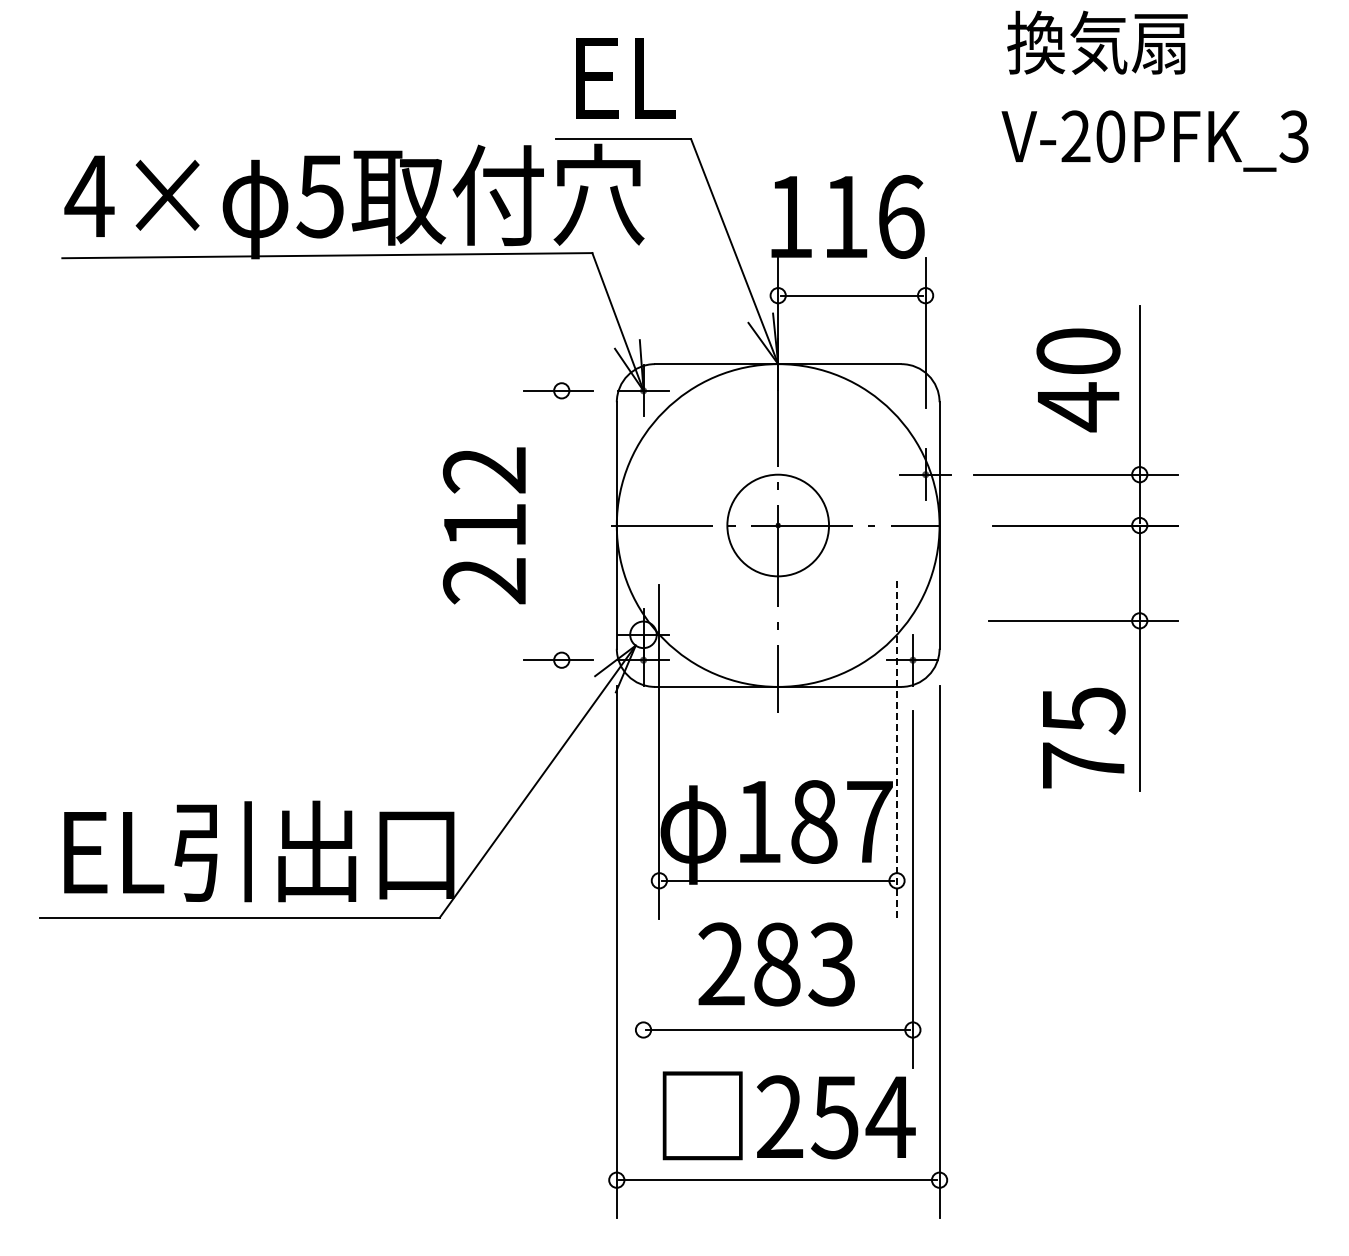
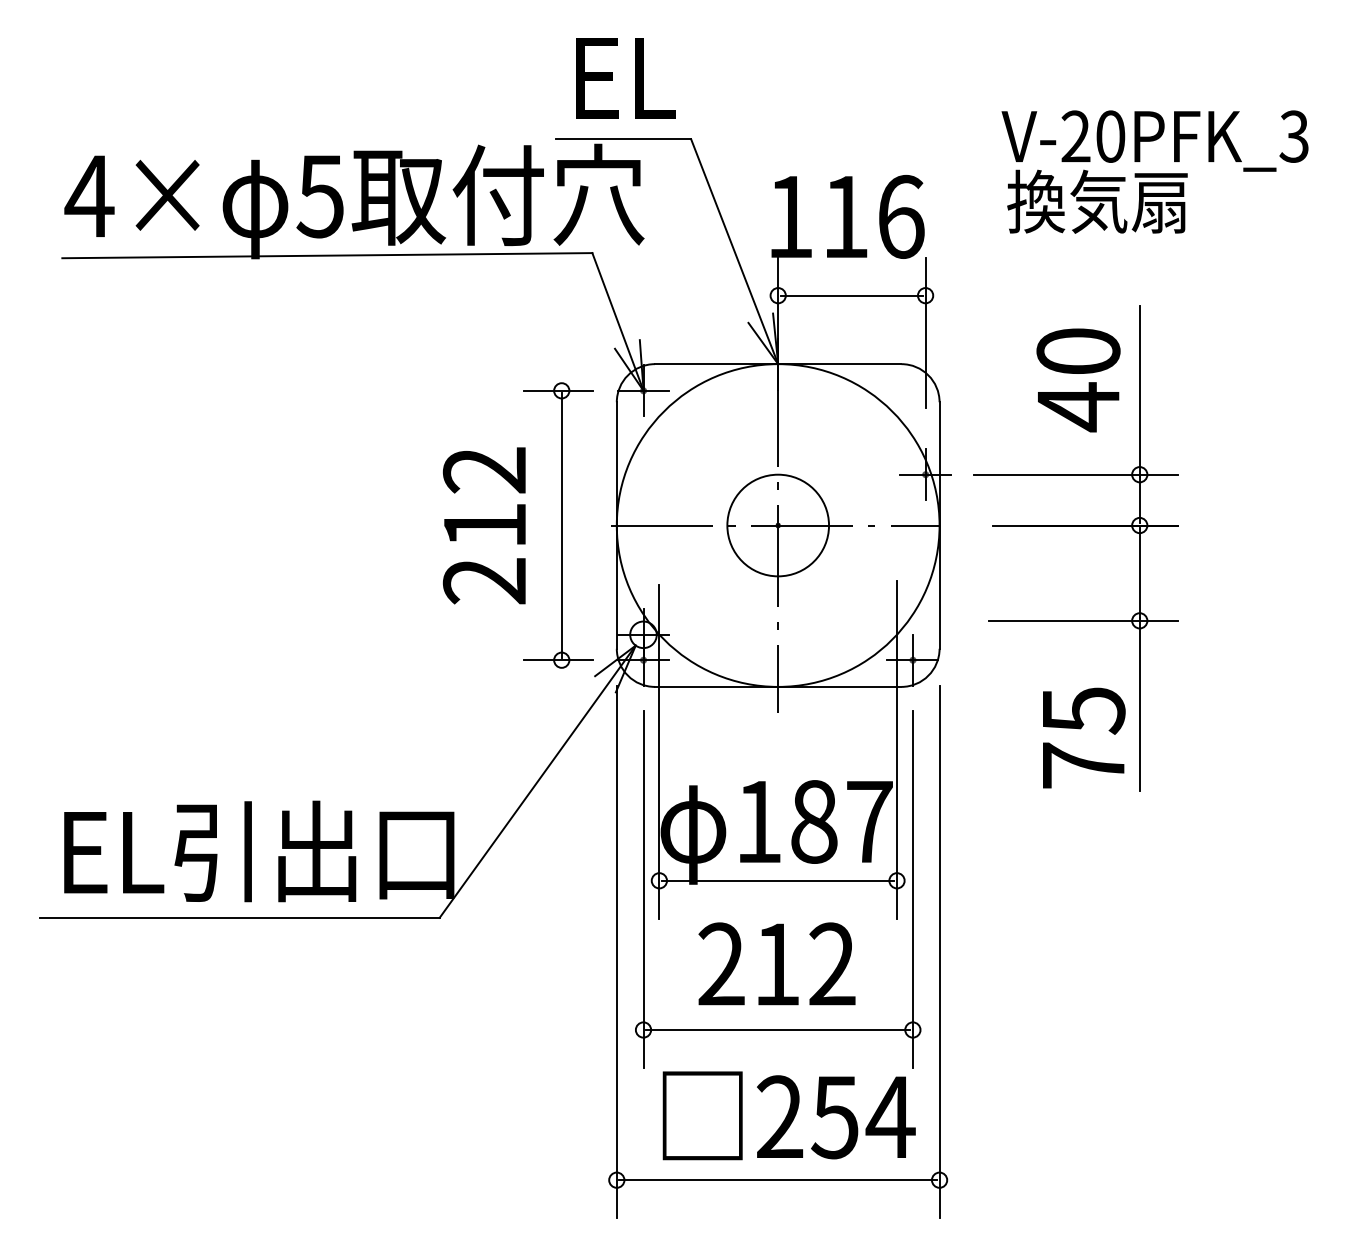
text position: (1097, 42) -> (1097, 201) (1097, 201)
line: none -> present (561, 525)
line: dashed -> solid (897, 750)
line: none -> present (643, 889)
text: 283 -> 212 (804, 964)
